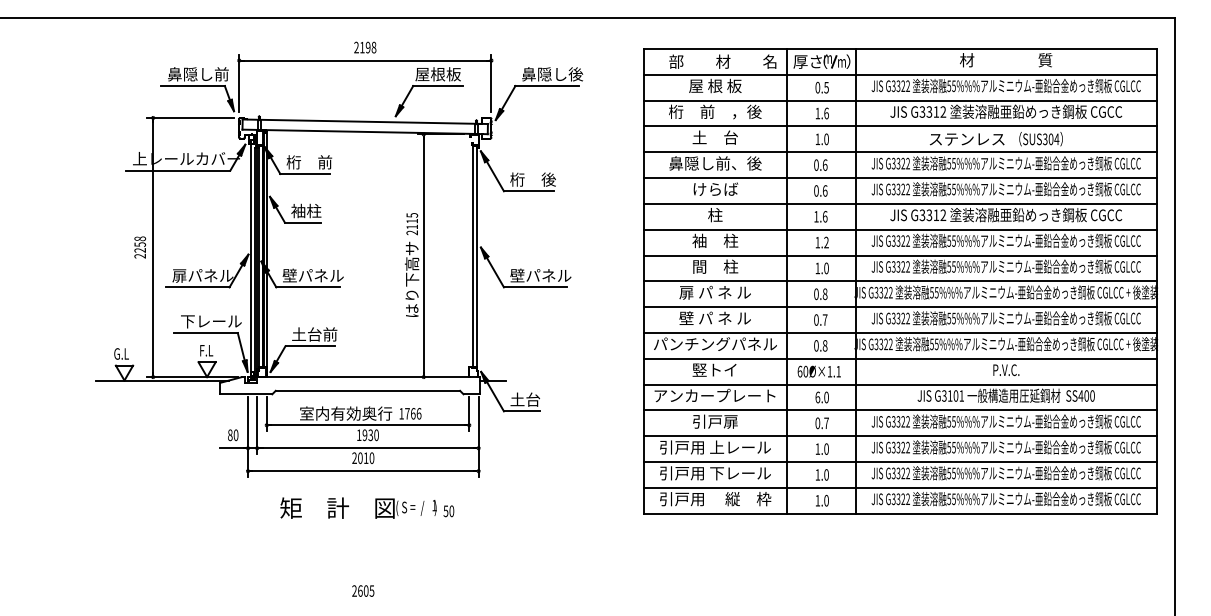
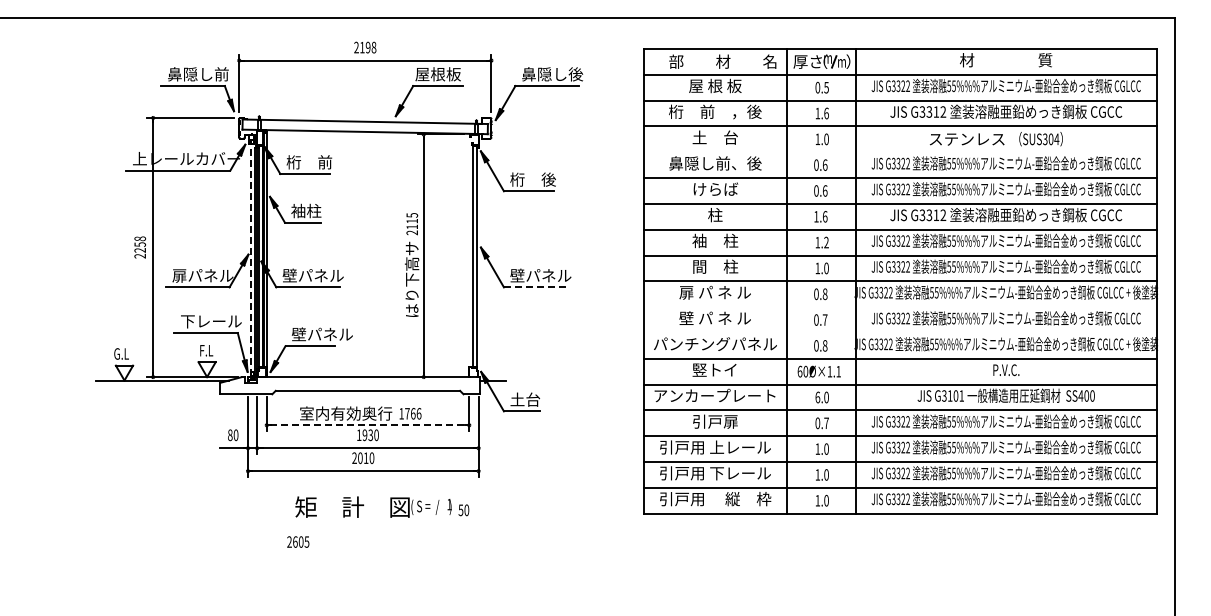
line: present -> none (899, 152)
line: solid -> dashed (250, 257)
line: solid -> dashed (535, 287)
line: present -> none (899, 307)
line: present -> none (899, 332)
text: 土台前 -> 壁パネル (321, 334)
line: solid -> dashed (368, 425)
text position: (367, 507) -> (382, 506) (382, 506)
text position: (363, 590) -> (298, 541) (298, 541)
